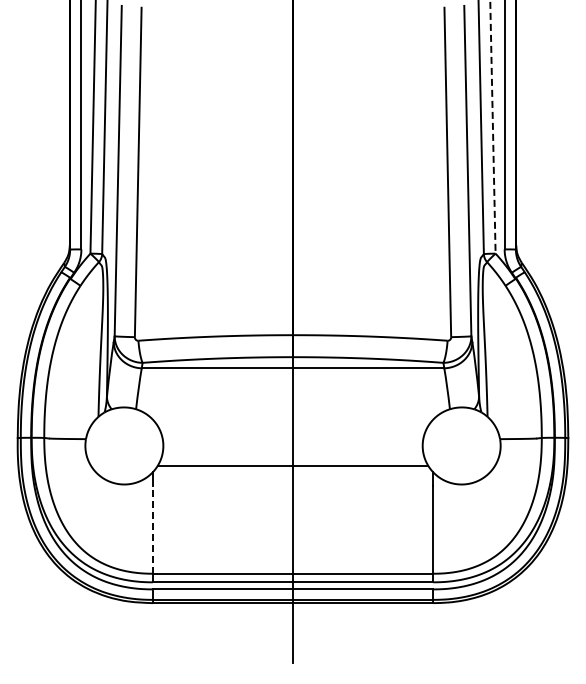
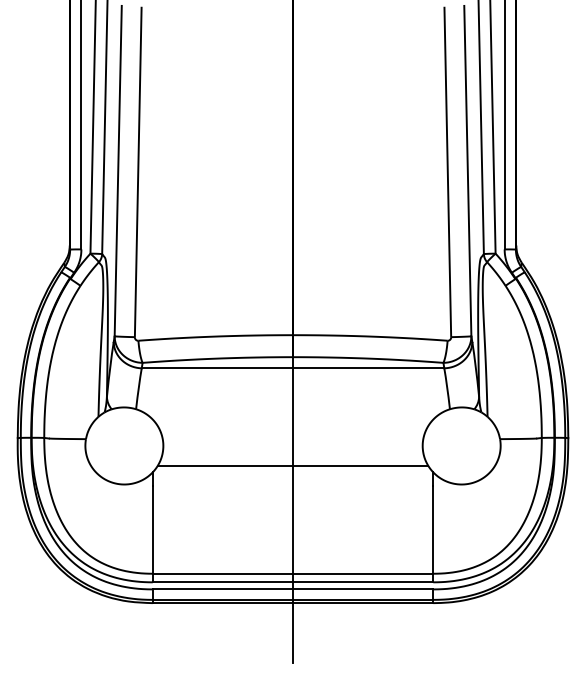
line: dashed -> solid (492, 127)
line: dashed -> solid (152, 529)
